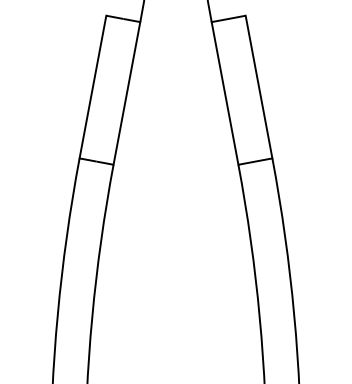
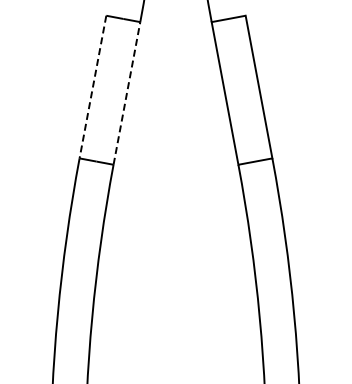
line: solid -> dashed (92, 87)
line: solid -> dashed (126, 93)
